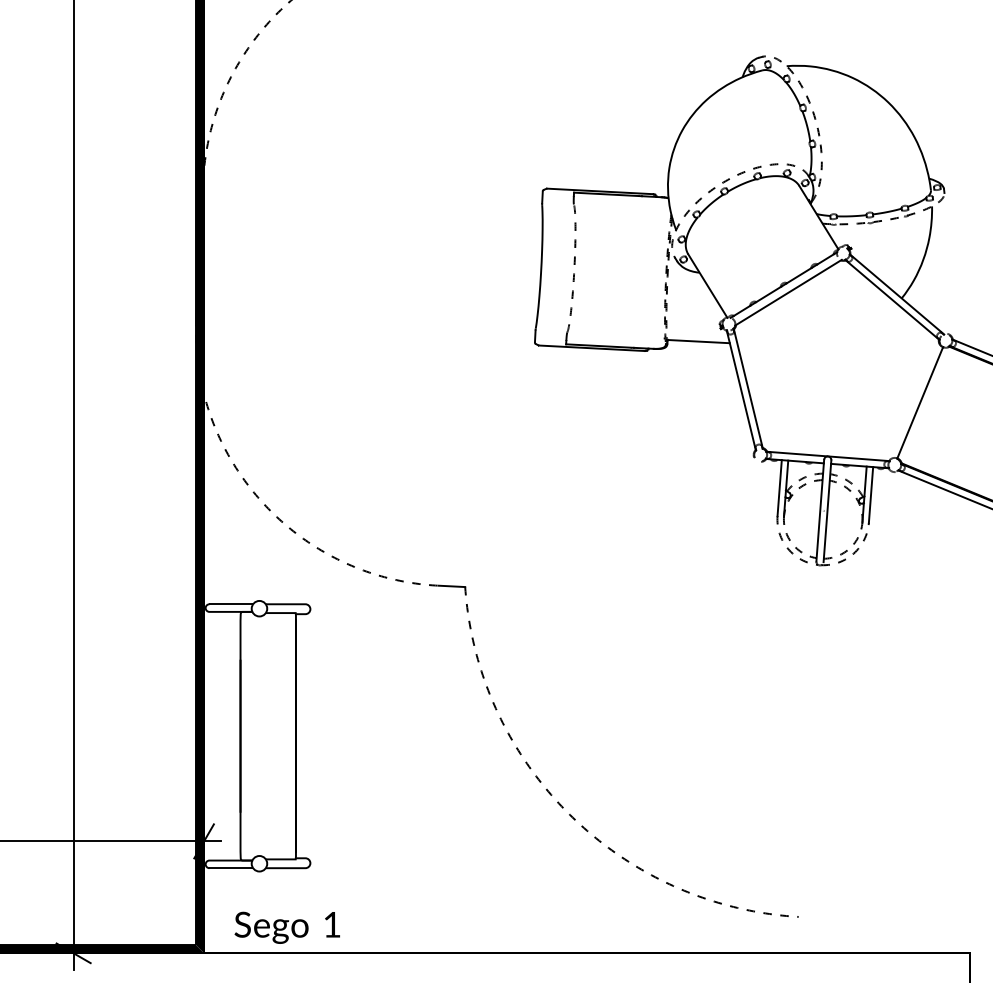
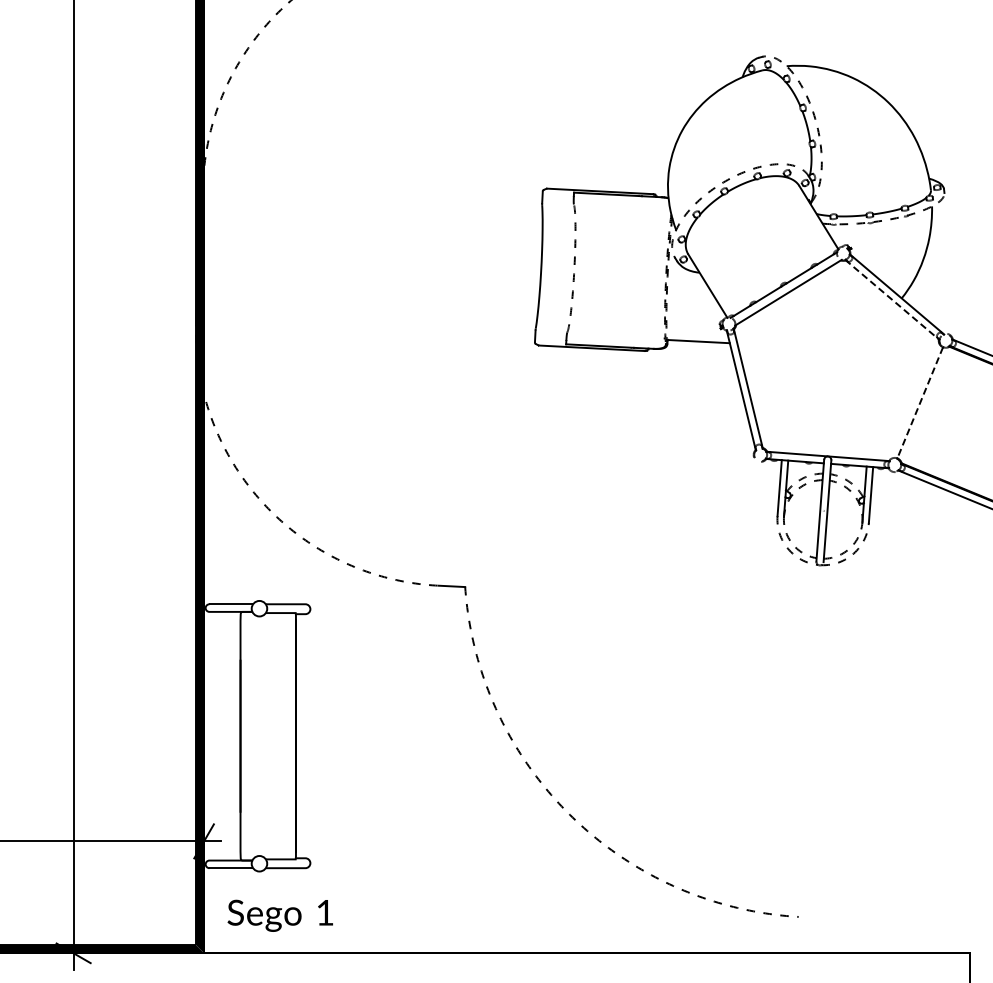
line: solid -> dashed (892, 299)
line: solid -> dashed (920, 403)
text position: (286, 927) -> (279, 915) (279, 915)
